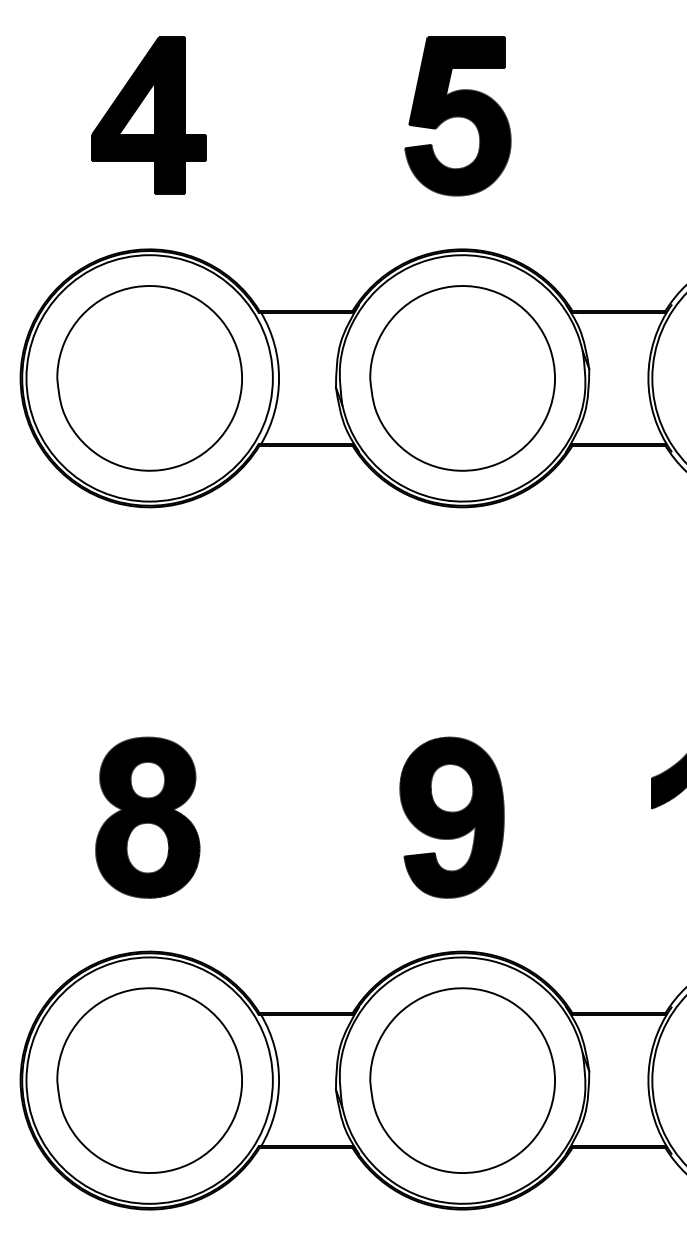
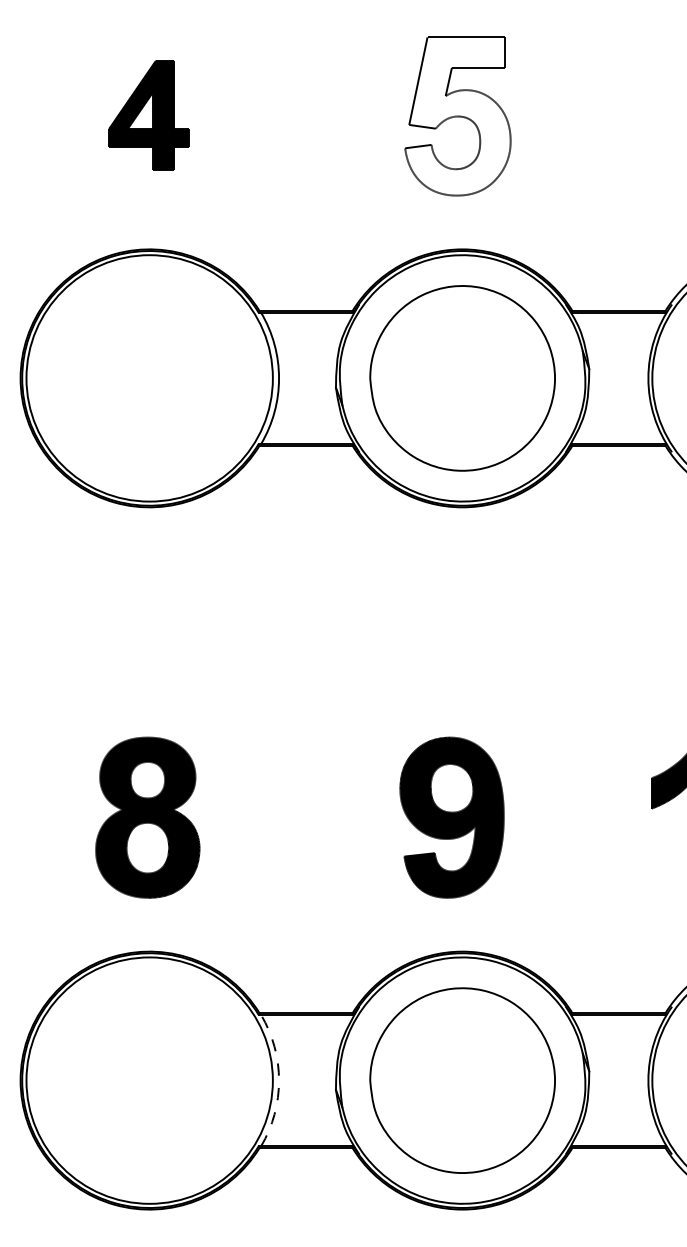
part size: 116x159 px -> 82x111 px (148, 115)
fill: present -> none (457, 116)
part: present -> none (149, 378)
part: present -> none (149, 1080)
arc: solid -> dashed (279, 1080)
